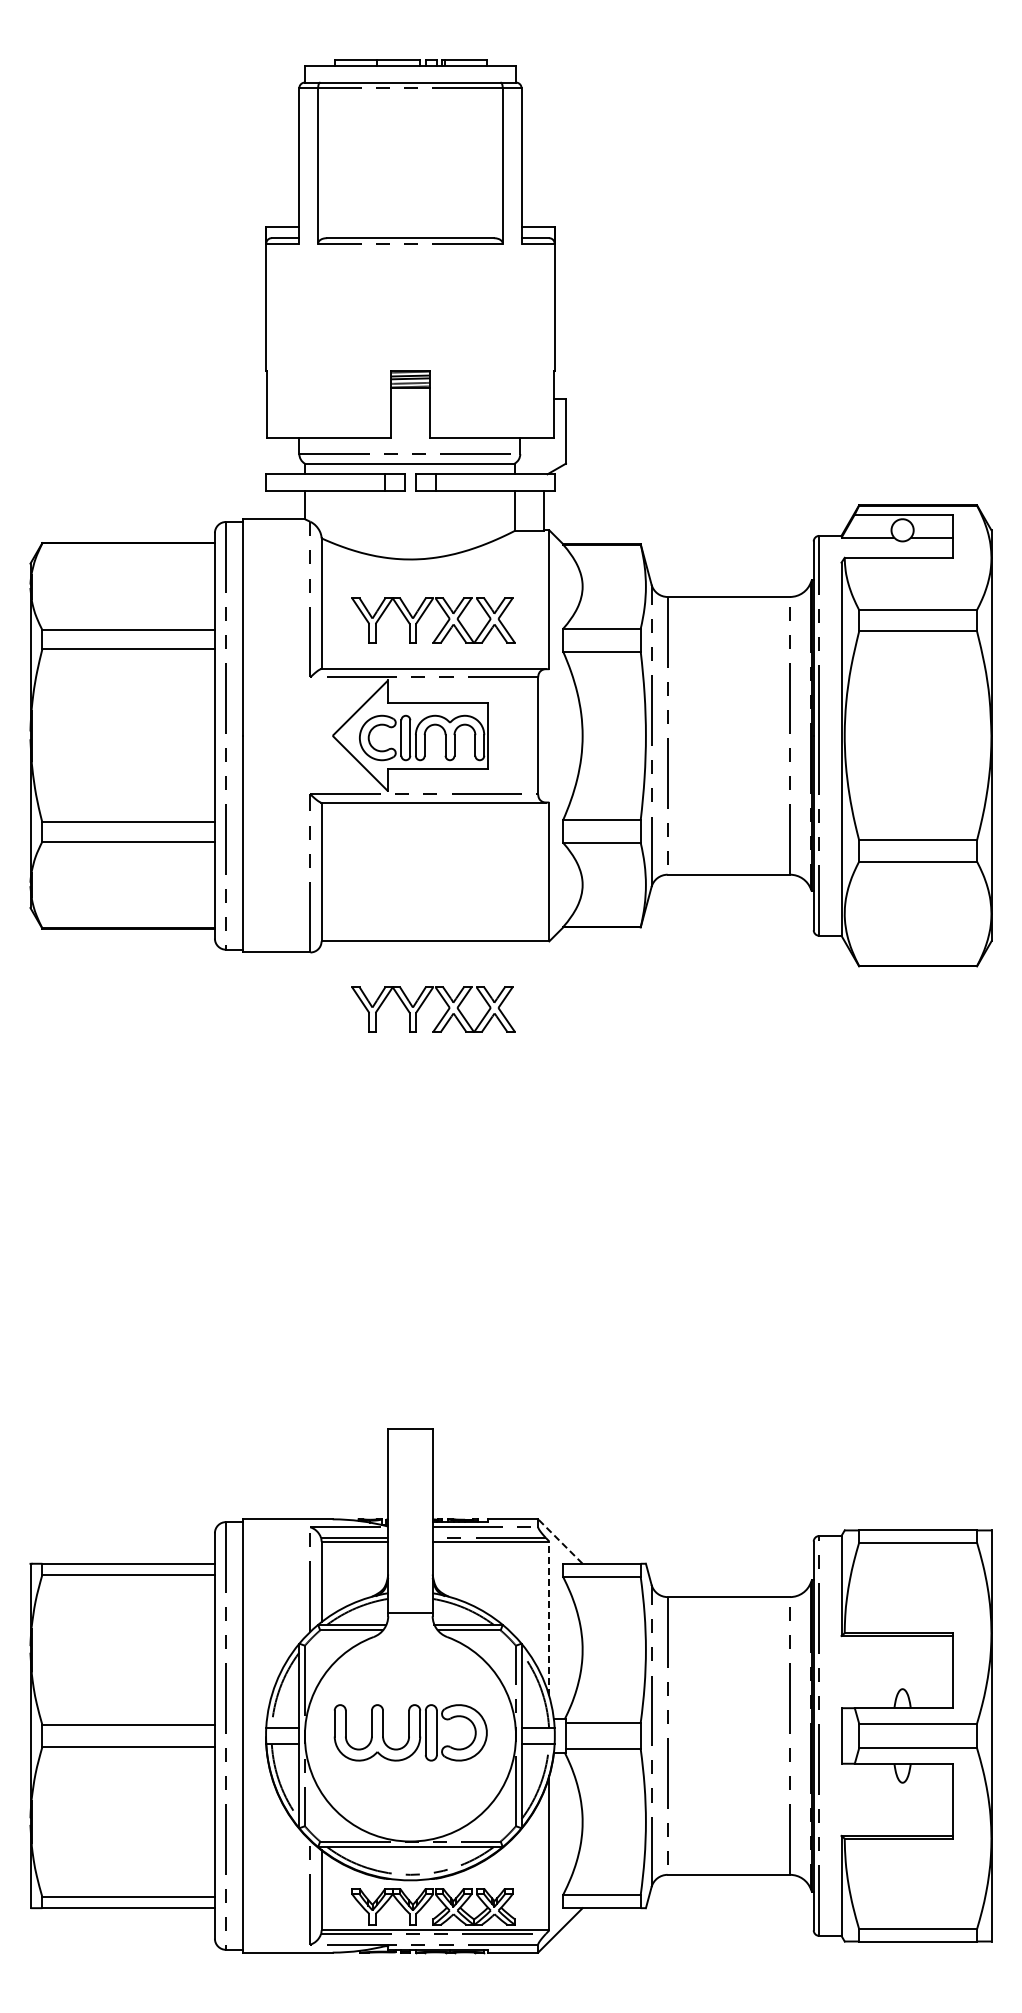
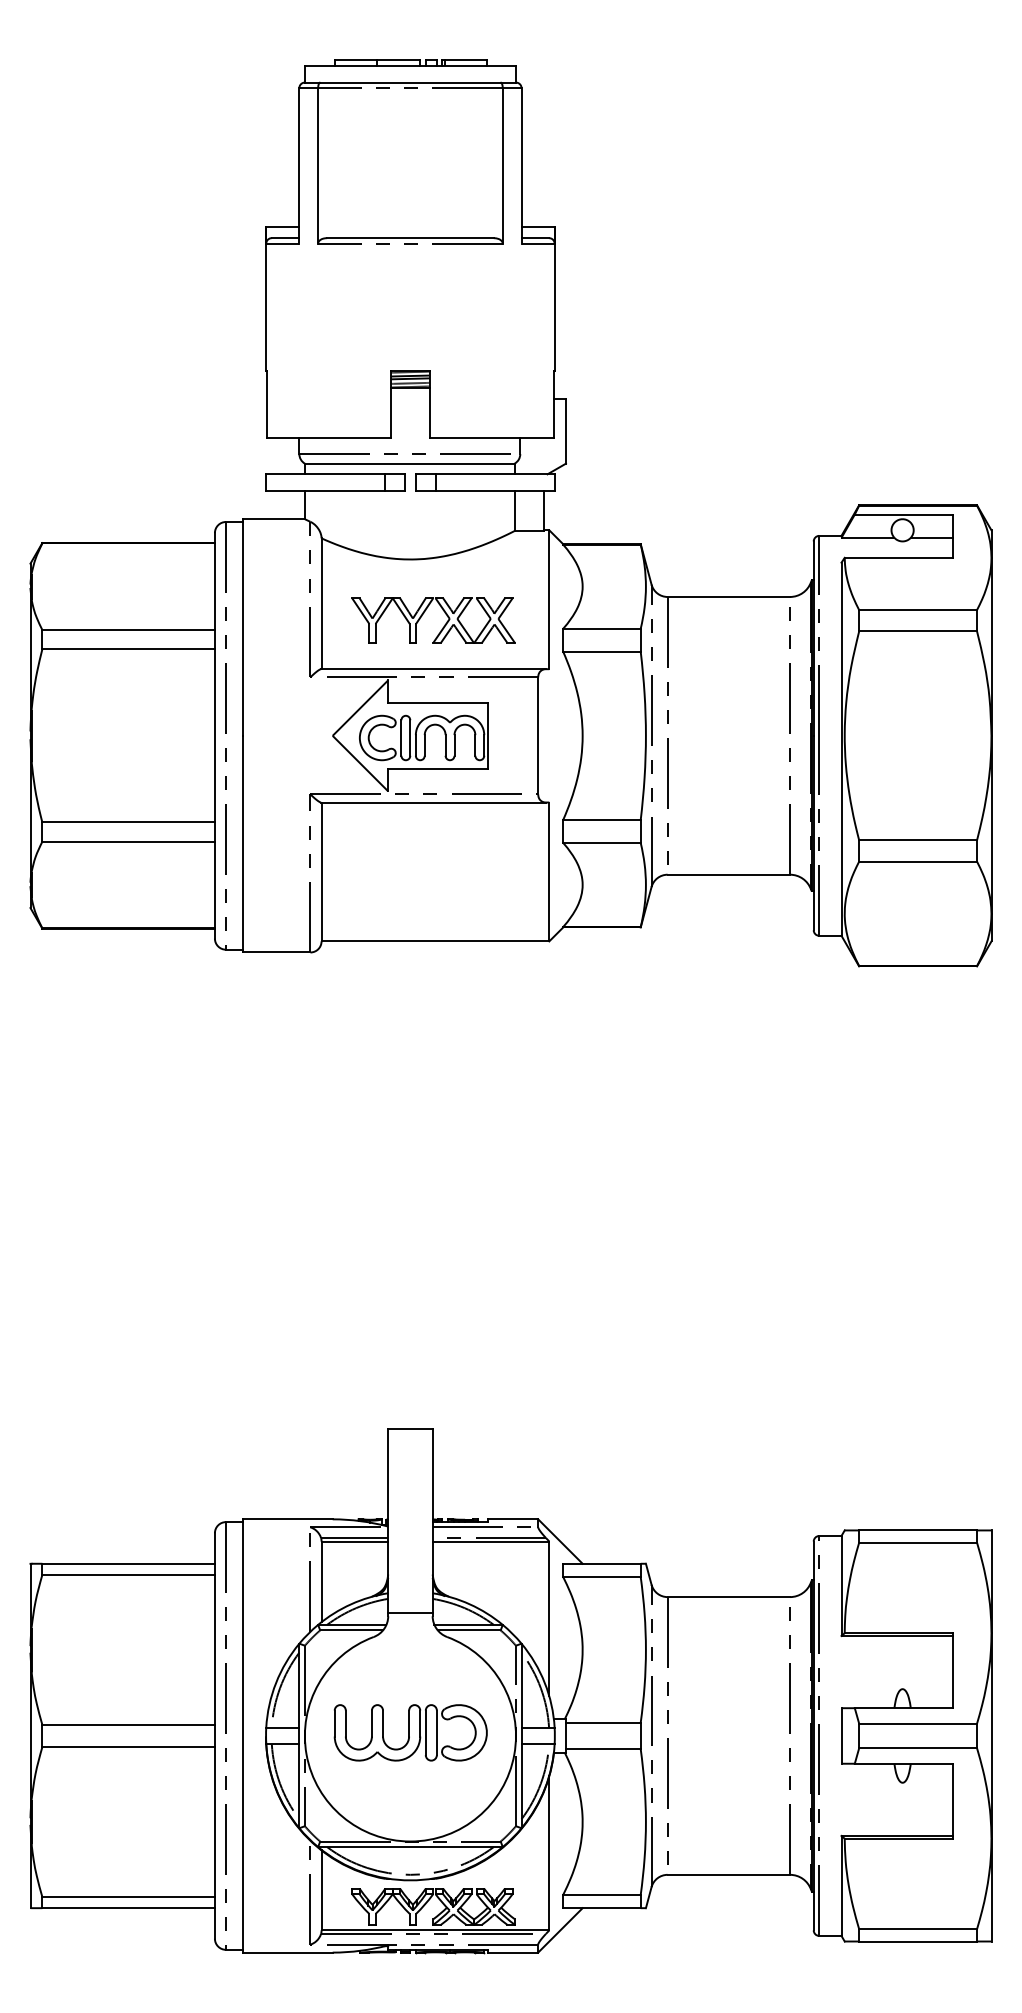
part: present -> none (424, 1002)
line: dashed -> solid (560, 1541)
line: dashed -> solid (549, 1618)
